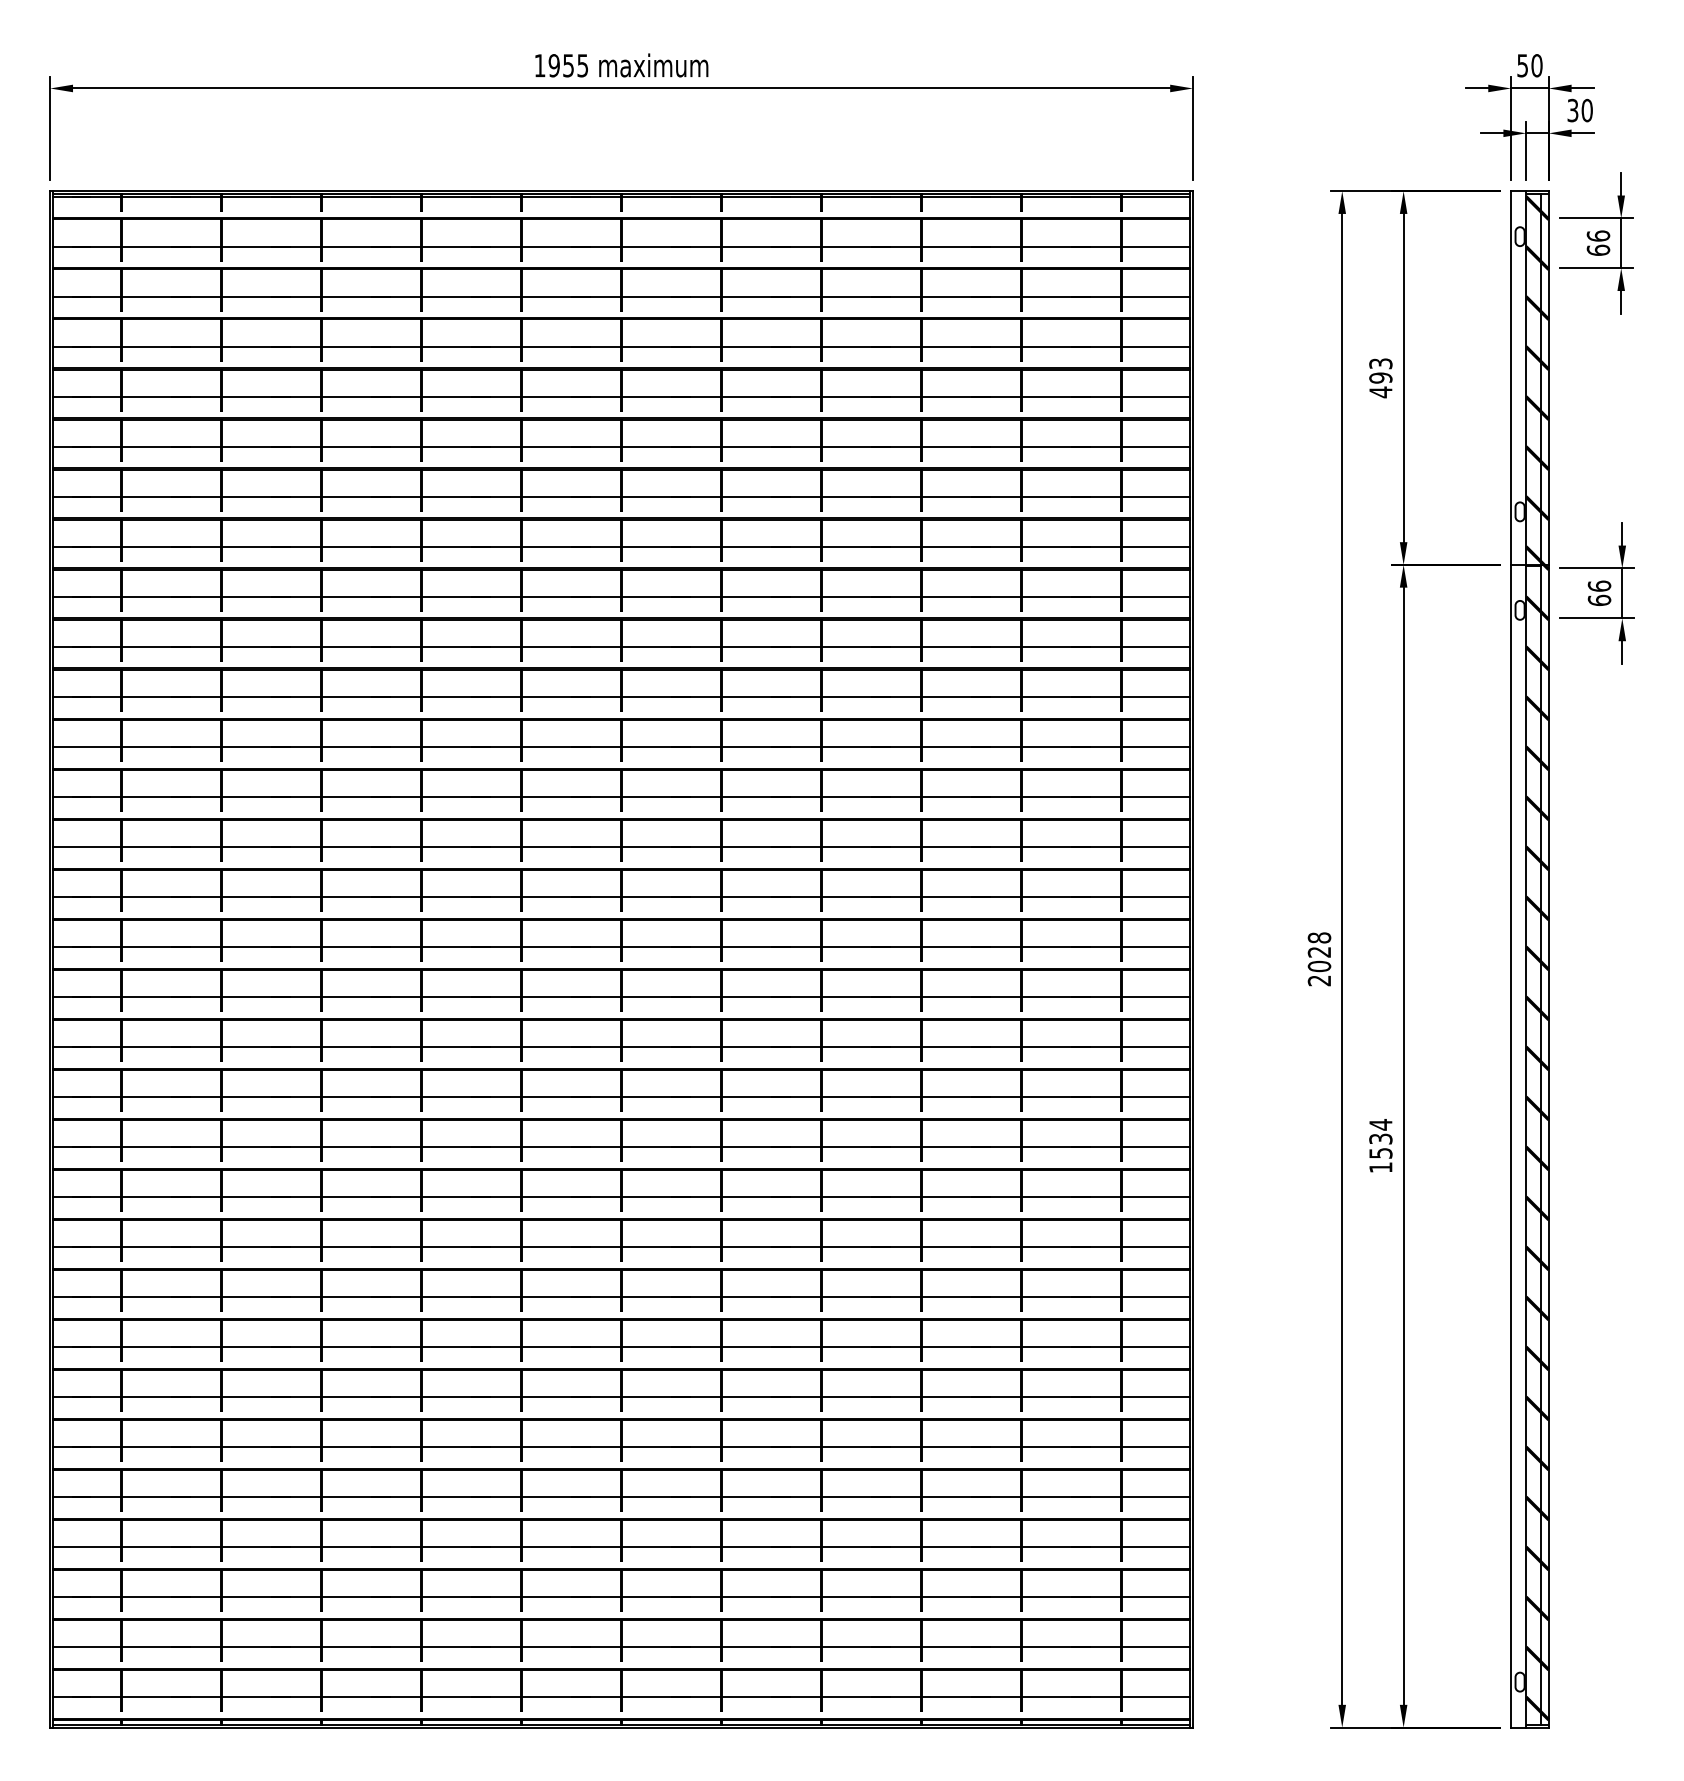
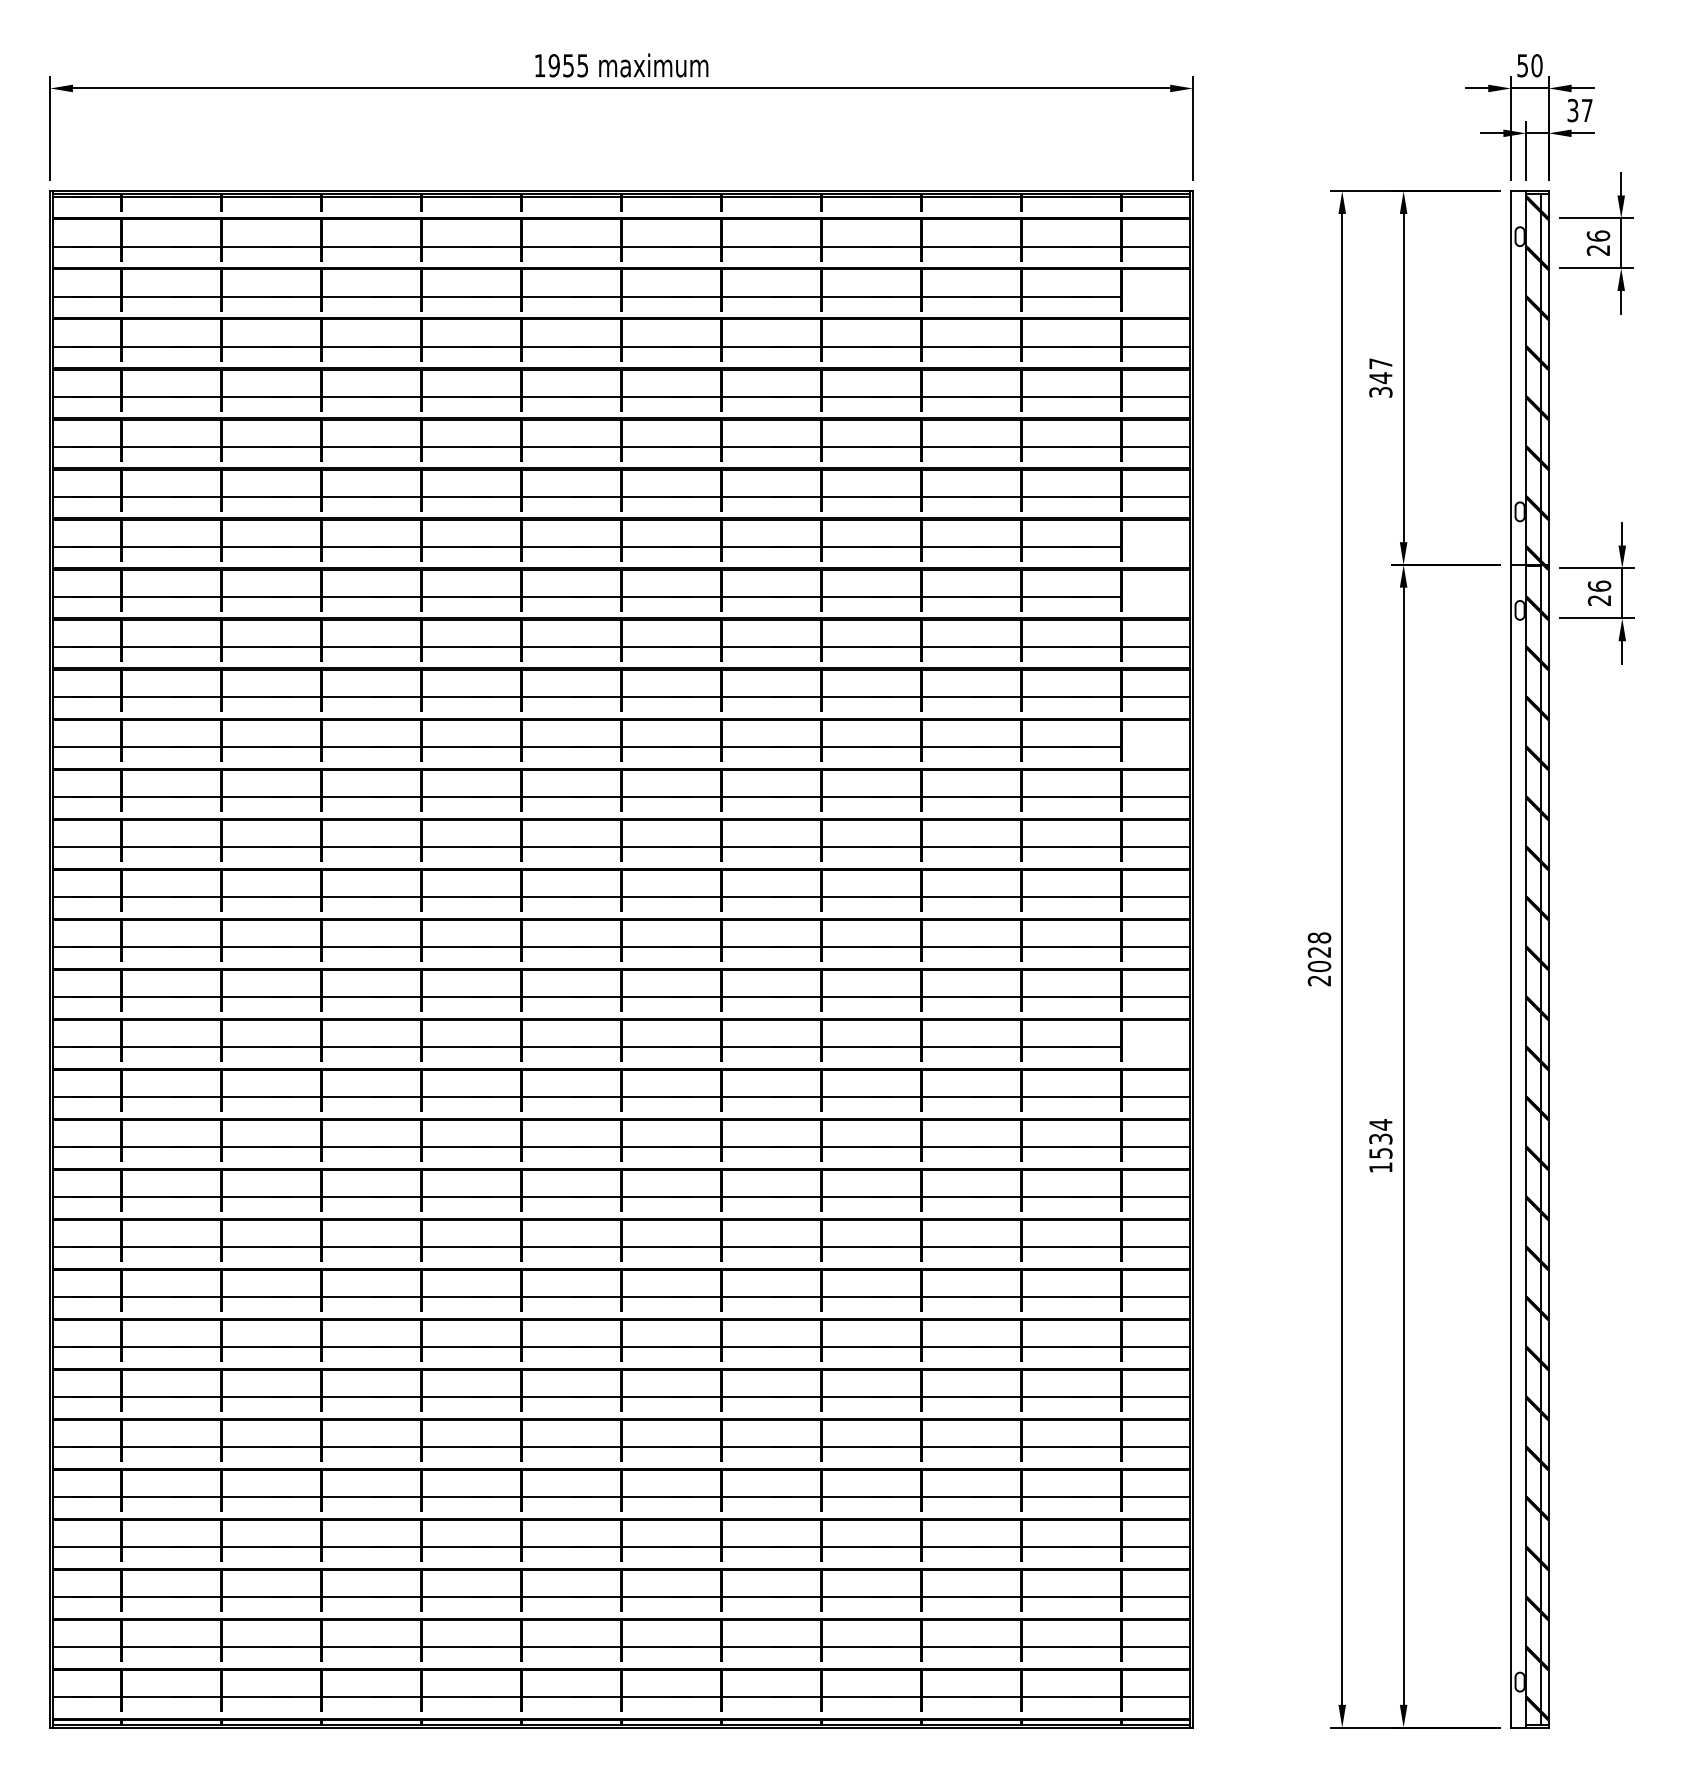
text: 30 -> 37 (1586, 110)
text: 66 -> 26 (1598, 249)
line: present -> none (1155, 297)
text: 493 -> 347 (1380, 378)
line: present -> none (1155, 547)
line: present -> none (1155, 597)
text: 66 -> 26 (1599, 600)
line: present -> none (1155, 747)
line: present -> none (1155, 1047)
